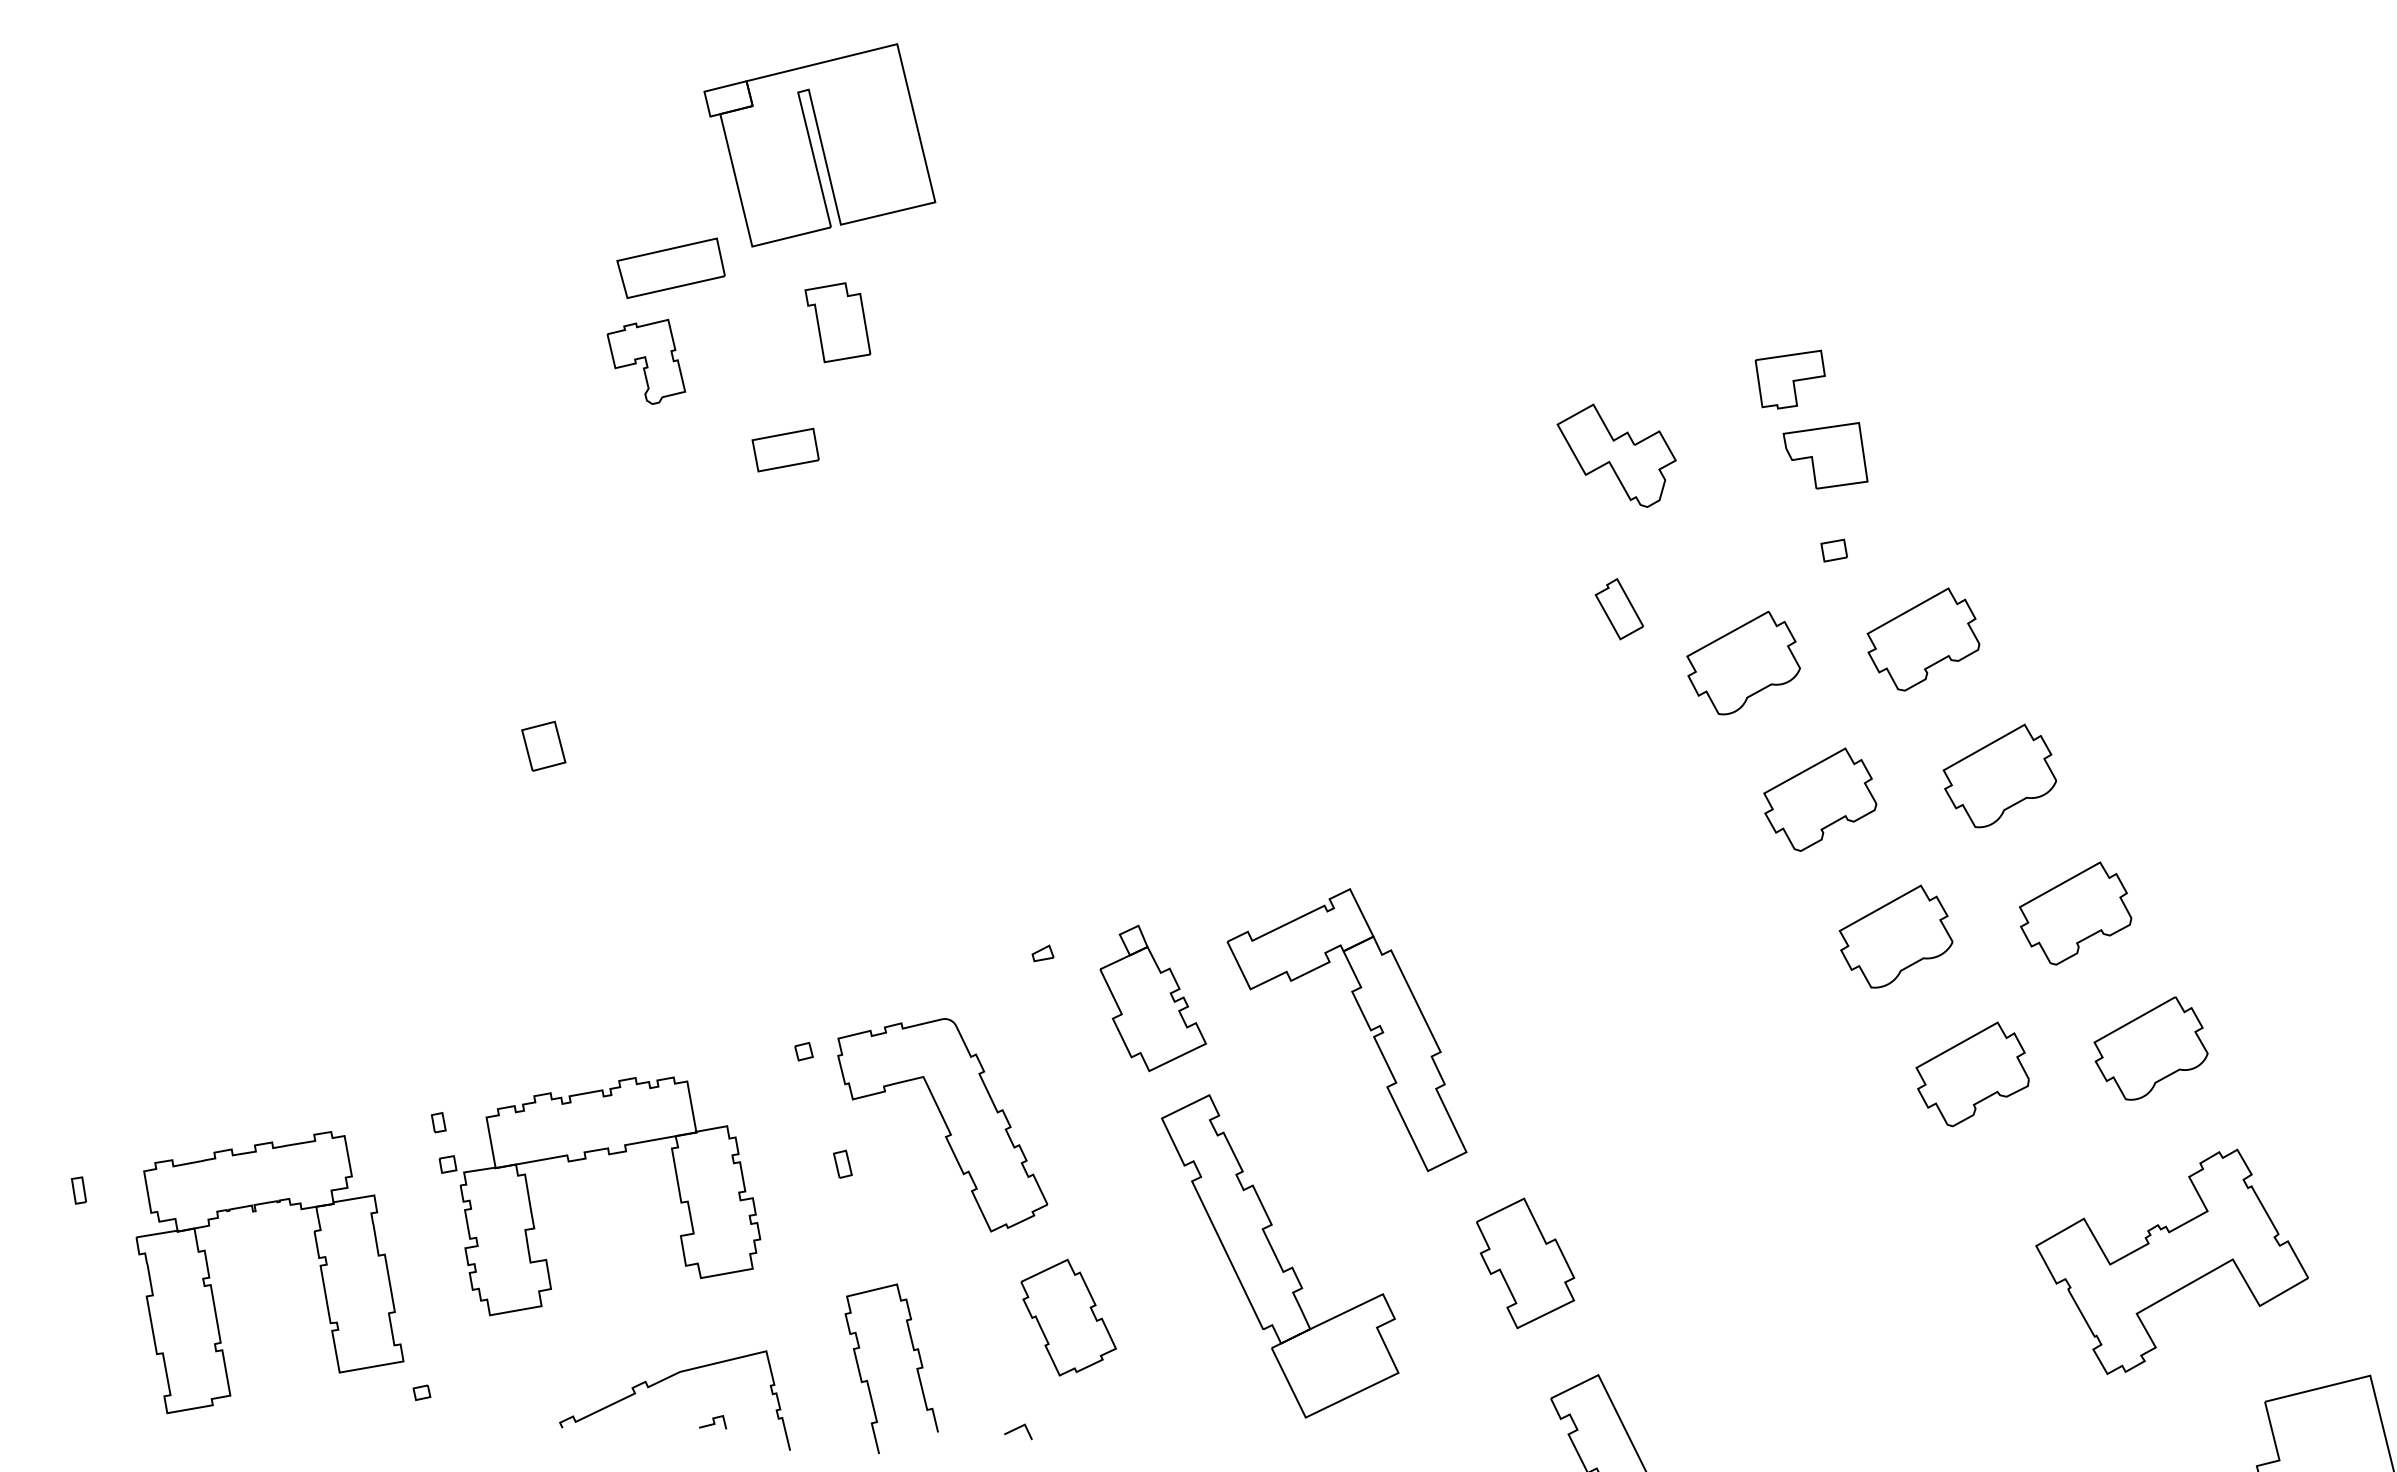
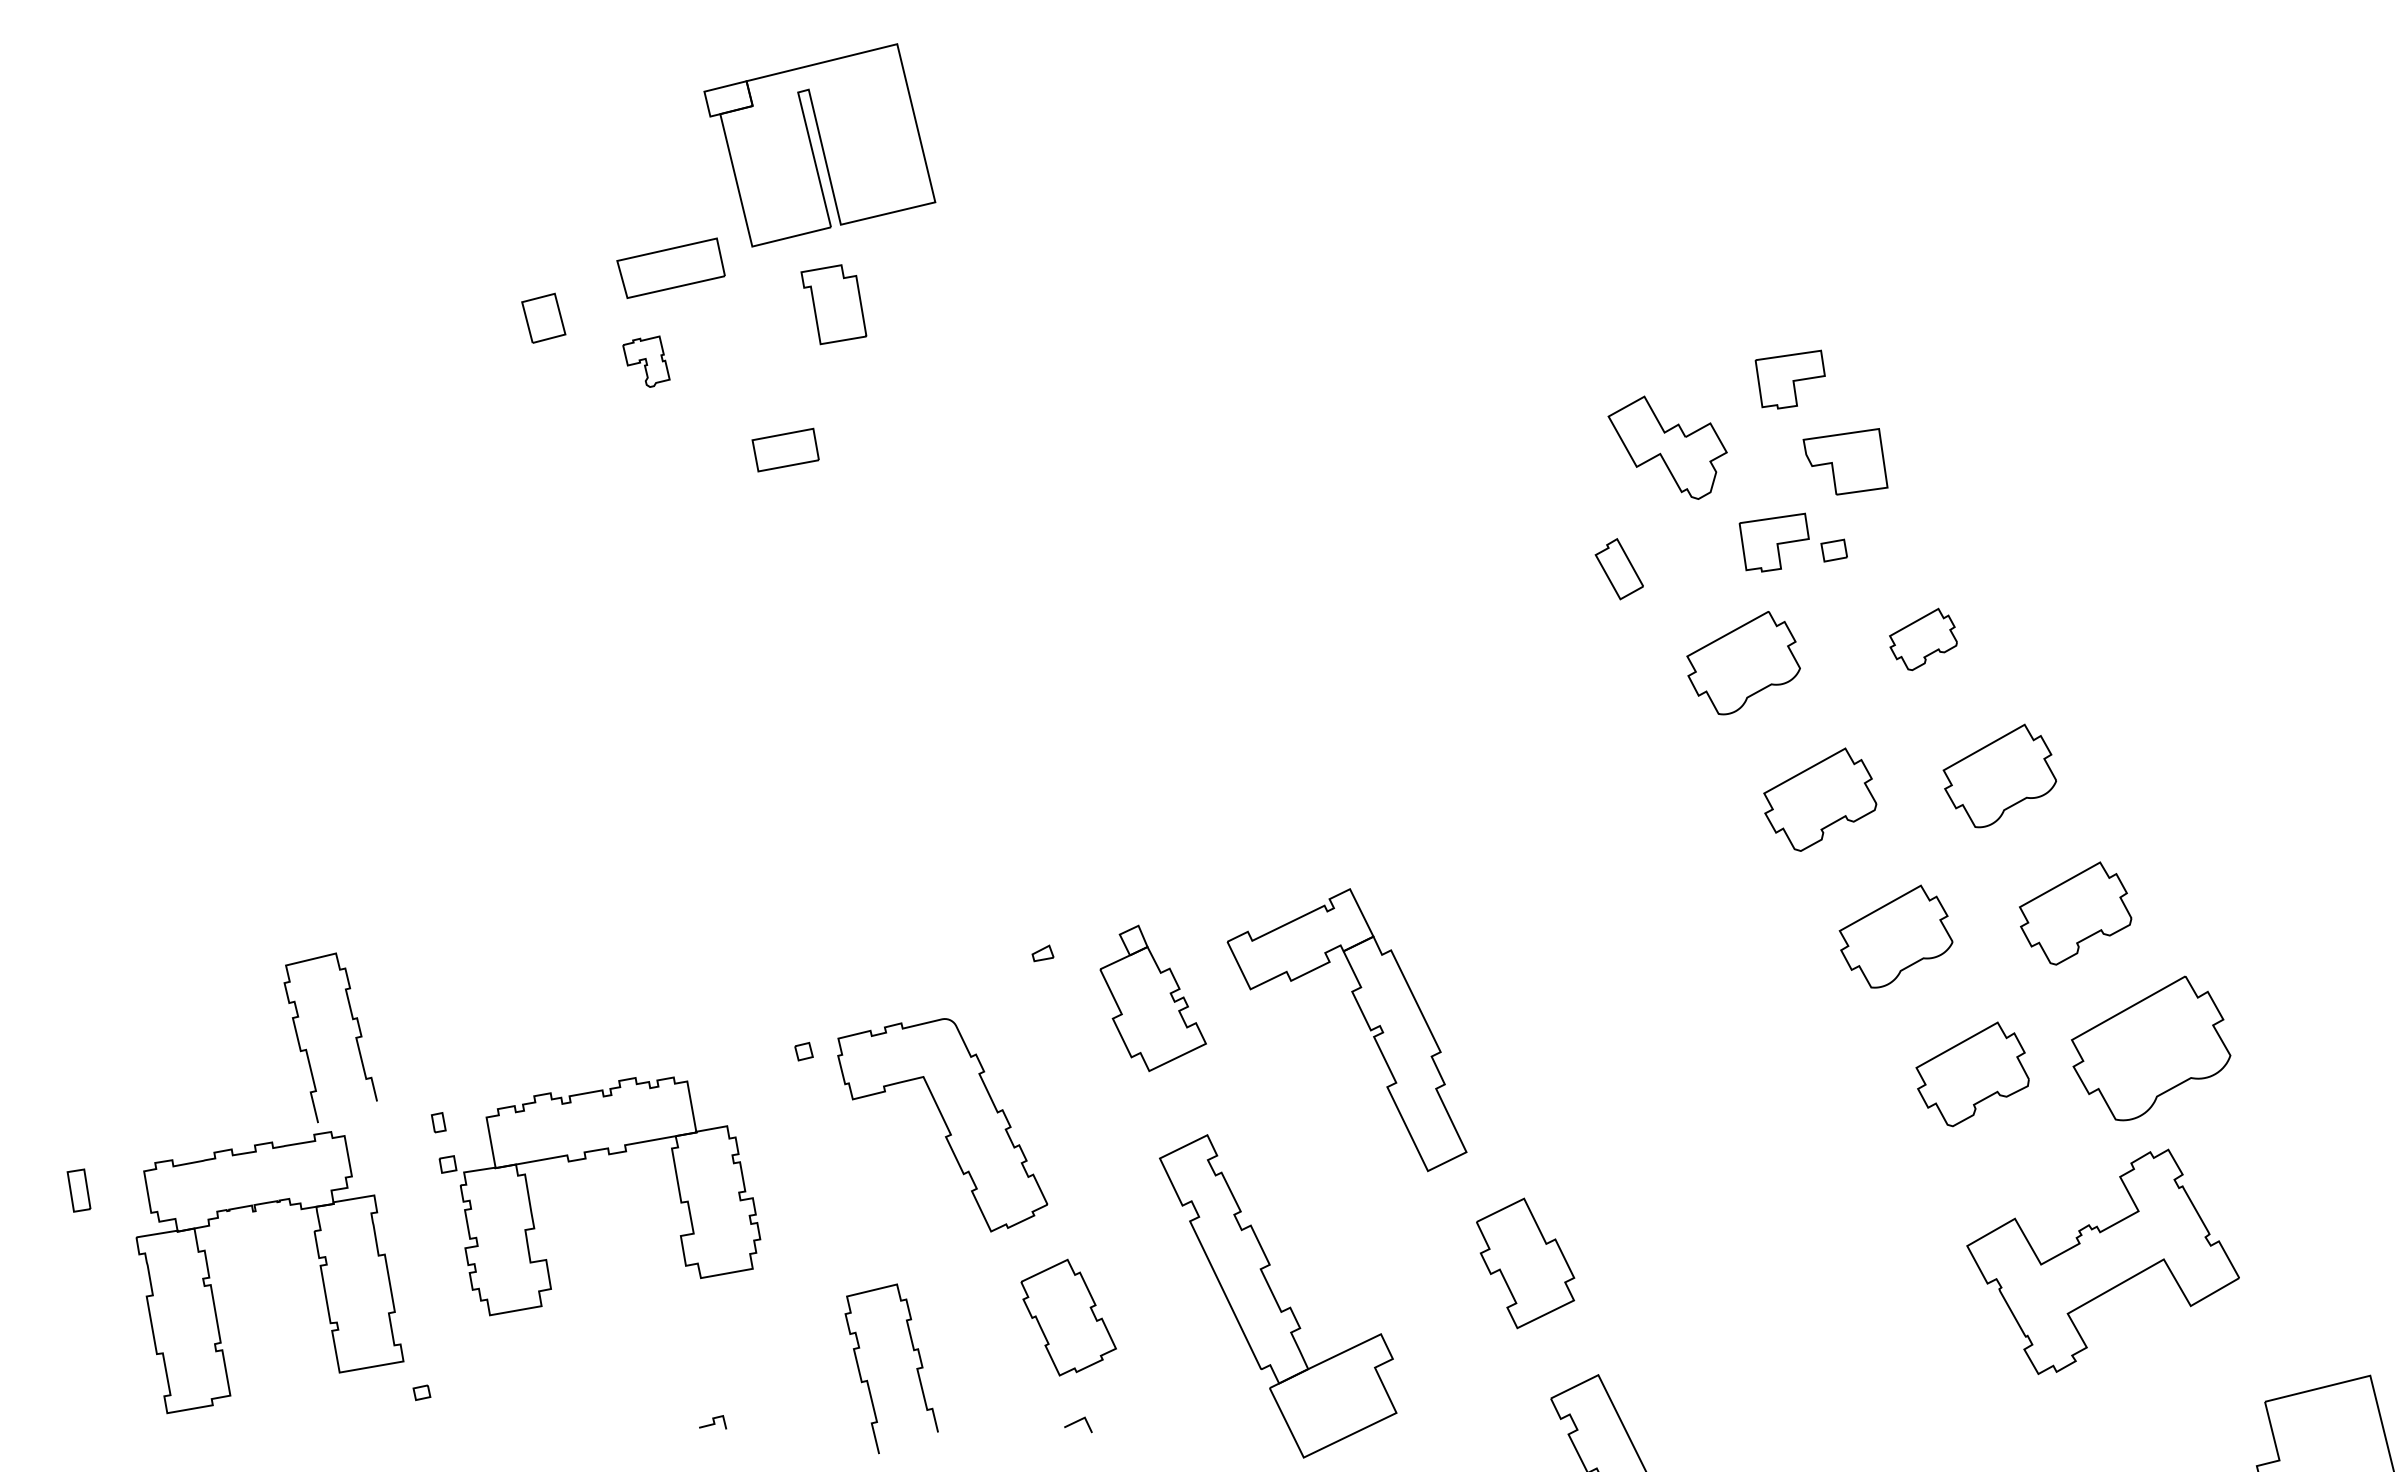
part position: (837, 322) -> (833, 304) (833, 304)
part size: 81x87 px -> 49x53 px (646, 361)
part position: (1616, 455) -> (1667, 447) (1667, 447)
part position: (1825, 455) -> (1845, 461) (1845, 461)
part: none -> present (1773, 542)
part position: (1618, 609) -> (1618, 569) (1618, 569)
part size: 115x105 px -> 69x65 px (1923, 639)
part position: (543, 745) -> (543, 317) (543, 317)
curve: none -> present (355, 1037)
part size: 116x105 px -> 161x147 px (2151, 1048)
part: present -> none (842, 1163)
part size: 16x29 px -> 26x45 px (78, 1190)
part position: (1280, 1256) -> (1278, 1296) (1278, 1296)
part position: (2171, 1261) -> (2102, 1261) (2102, 1261)
curve: present -> none (664, 1380)
line position: (1017, 1429) -> (1077, 1422) (1077, 1422)
